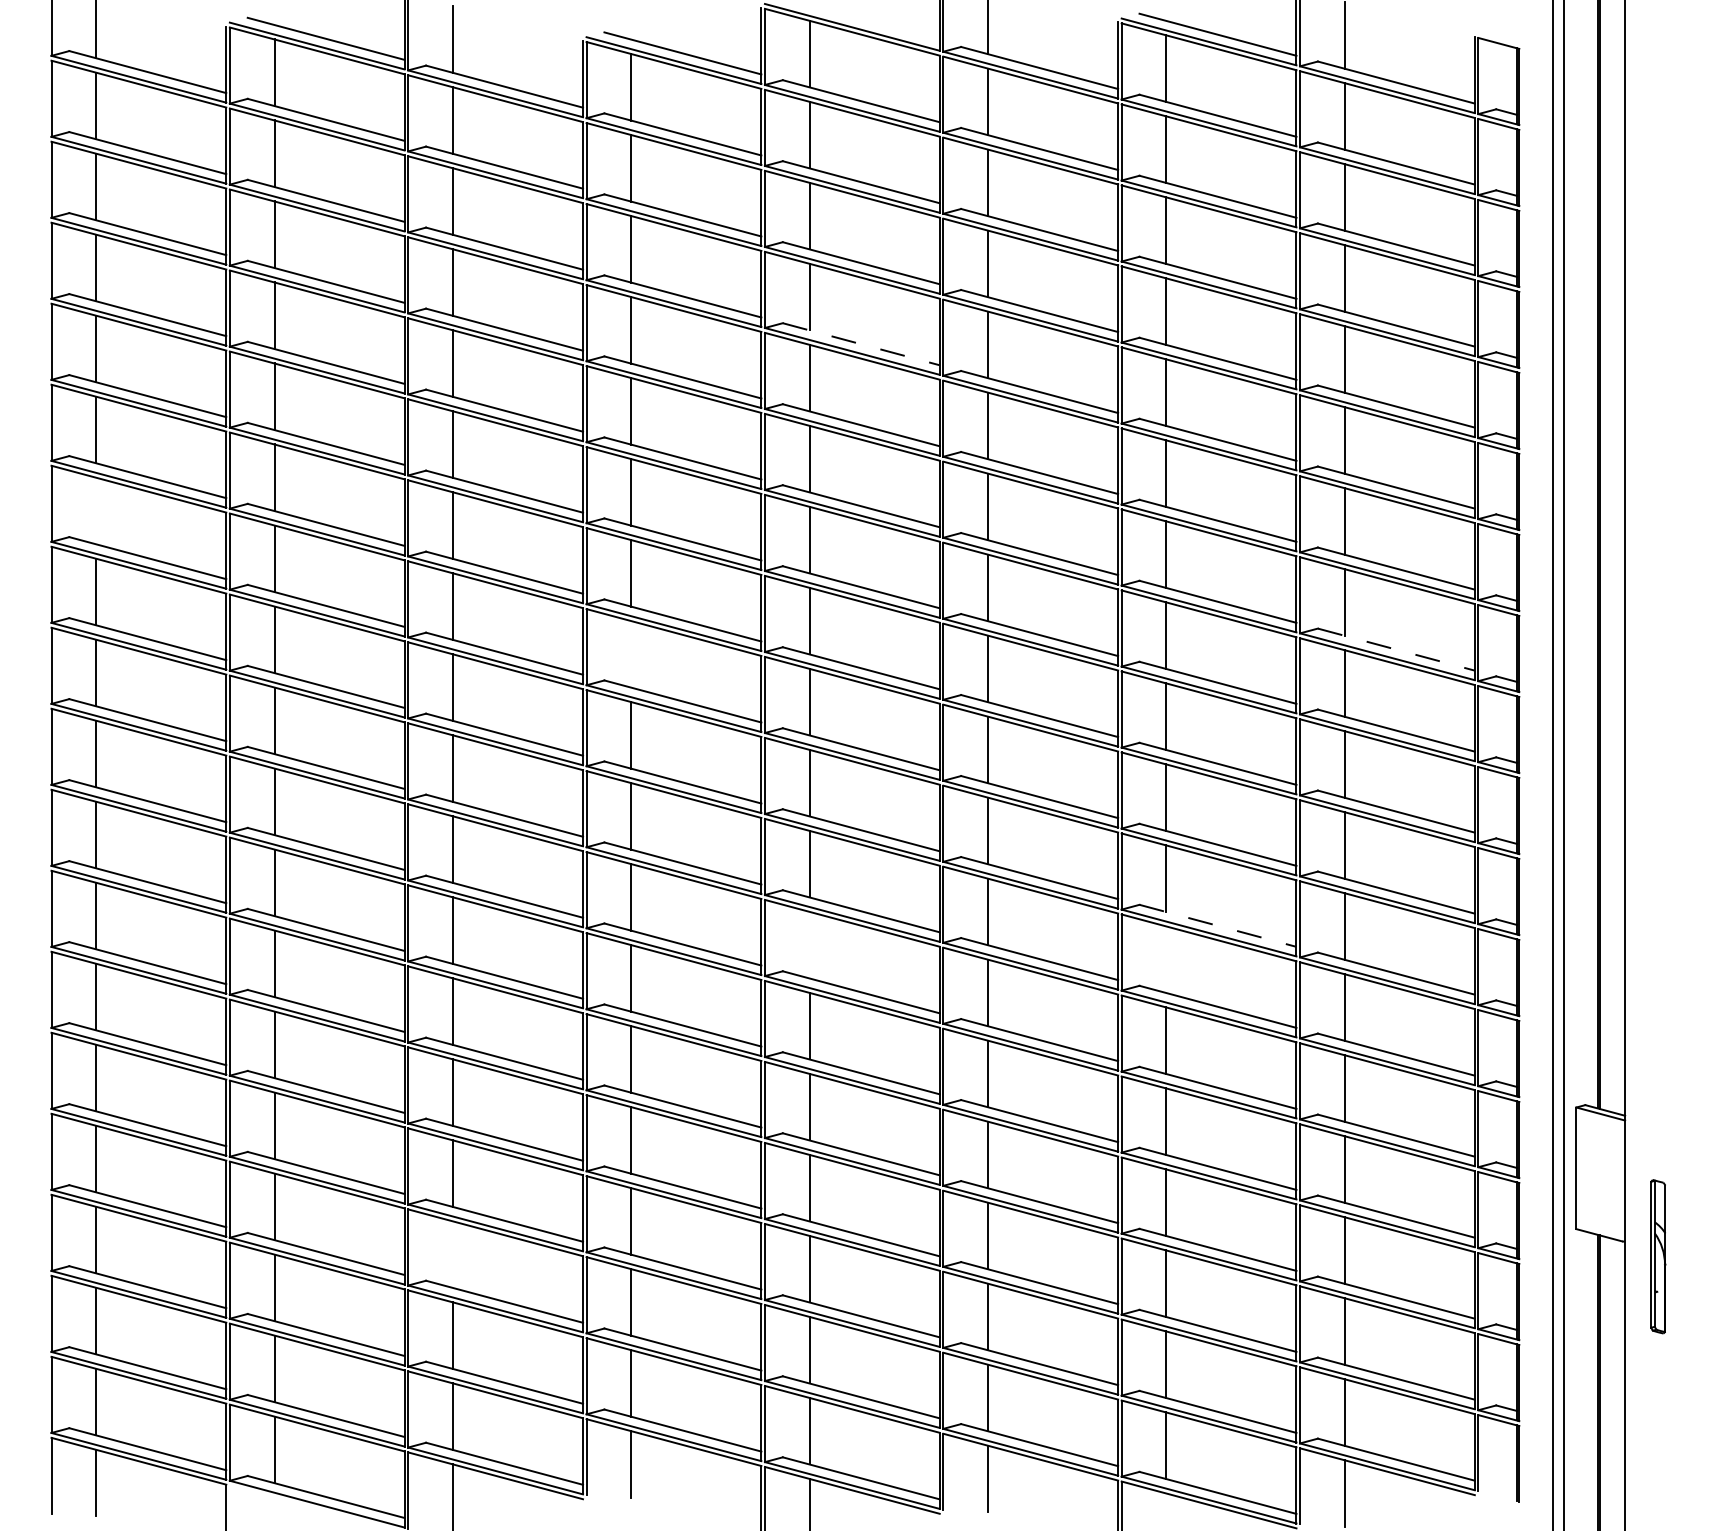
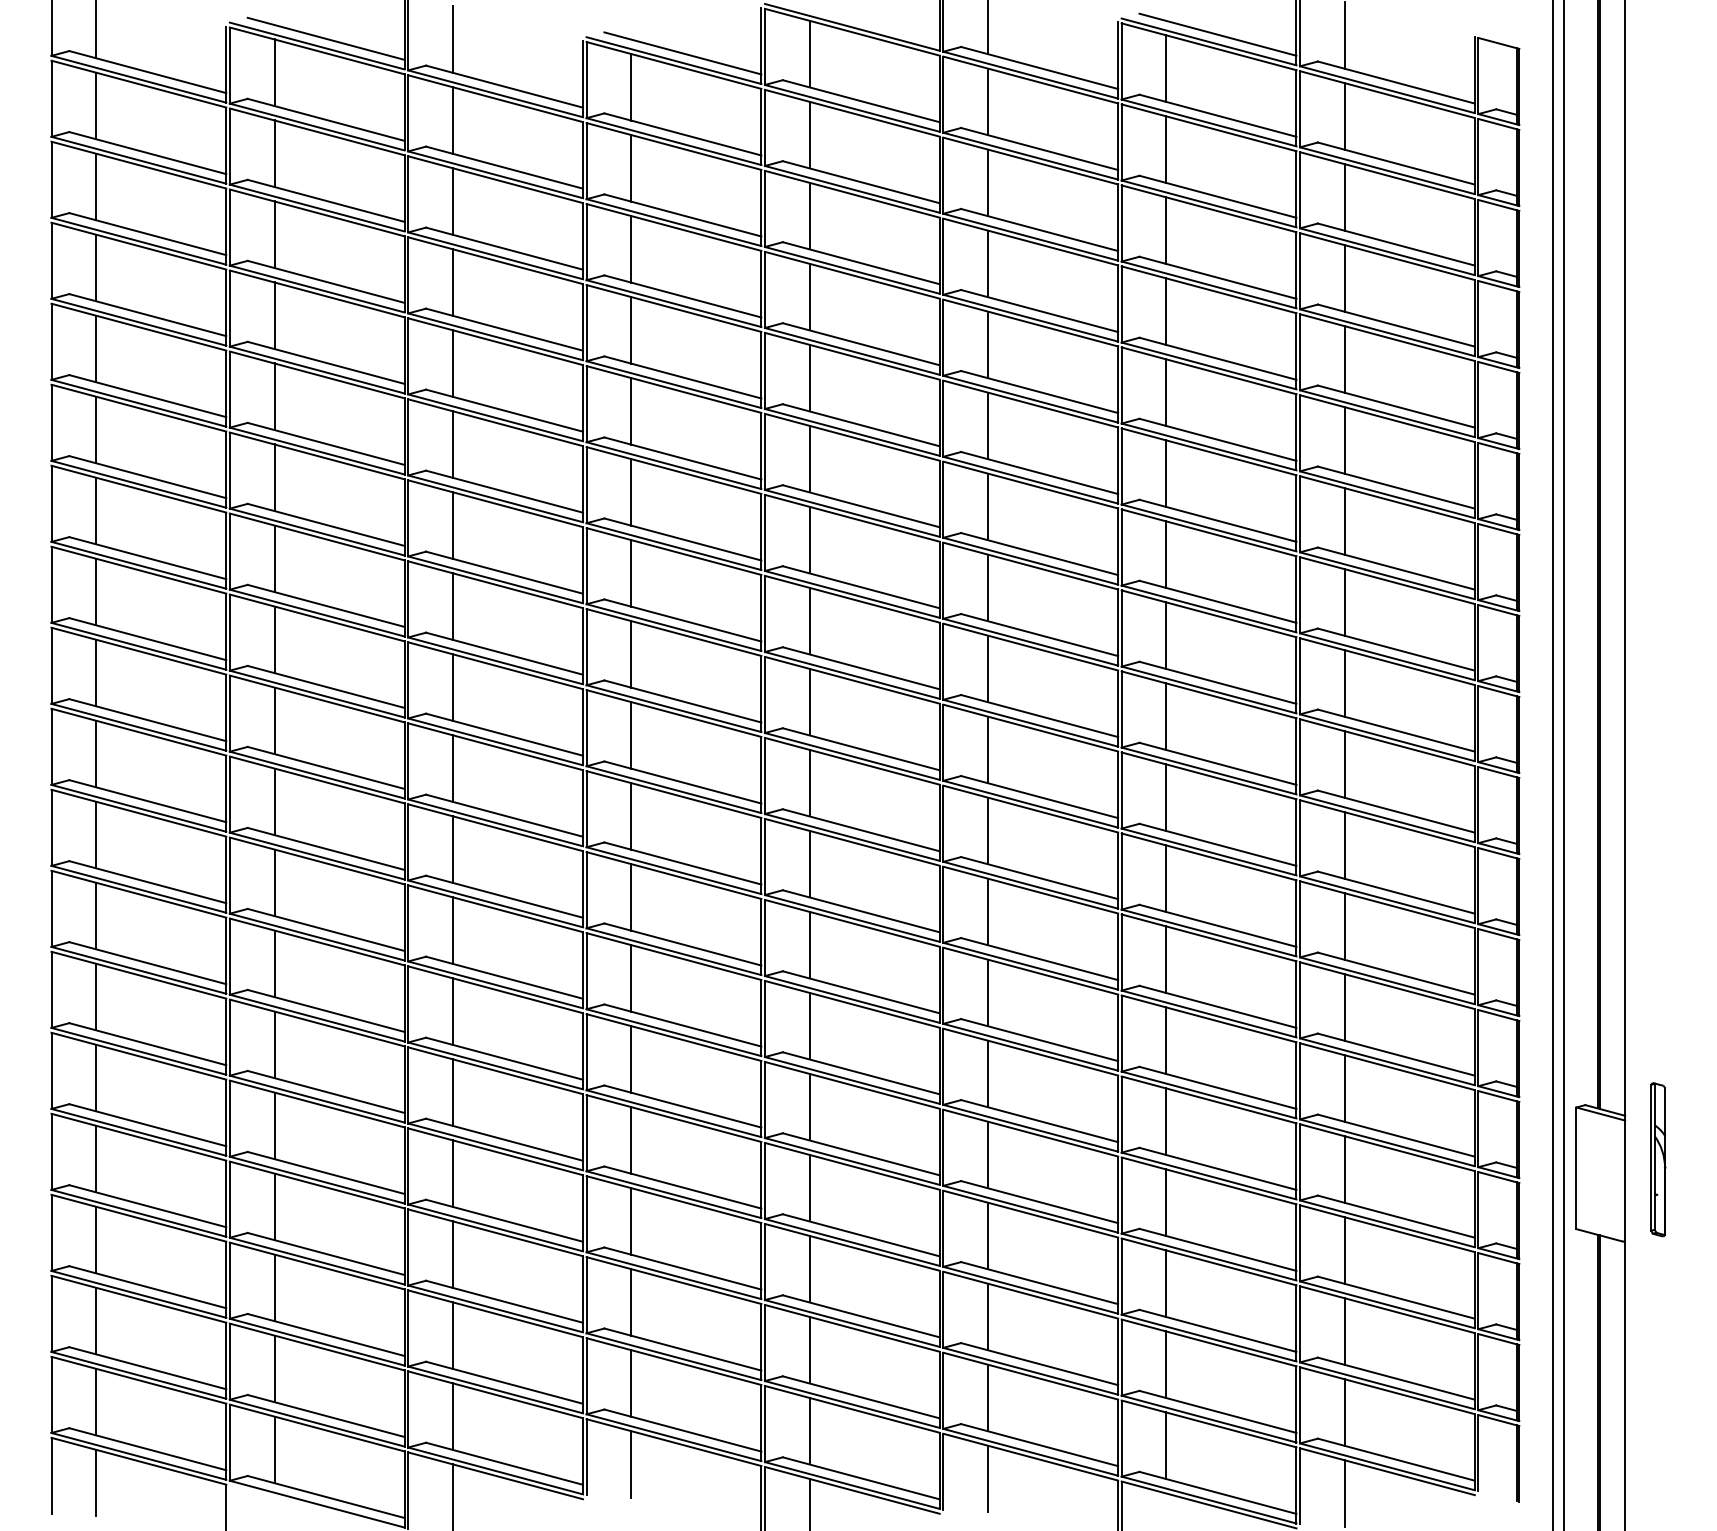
line: dashed -> solid (861, 344)
line: none -> present (96, 510)
line: dashed -> solid (1396, 649)
line: none -> present (631, 654)
line: dashed -> solid (1218, 925)
line: none -> present (809, 944)
line: none -> present (1166, 959)
line: none -> present (452, 1254)
part position: (1658, 1256) -> (1658, 1159) (1658, 1159)
